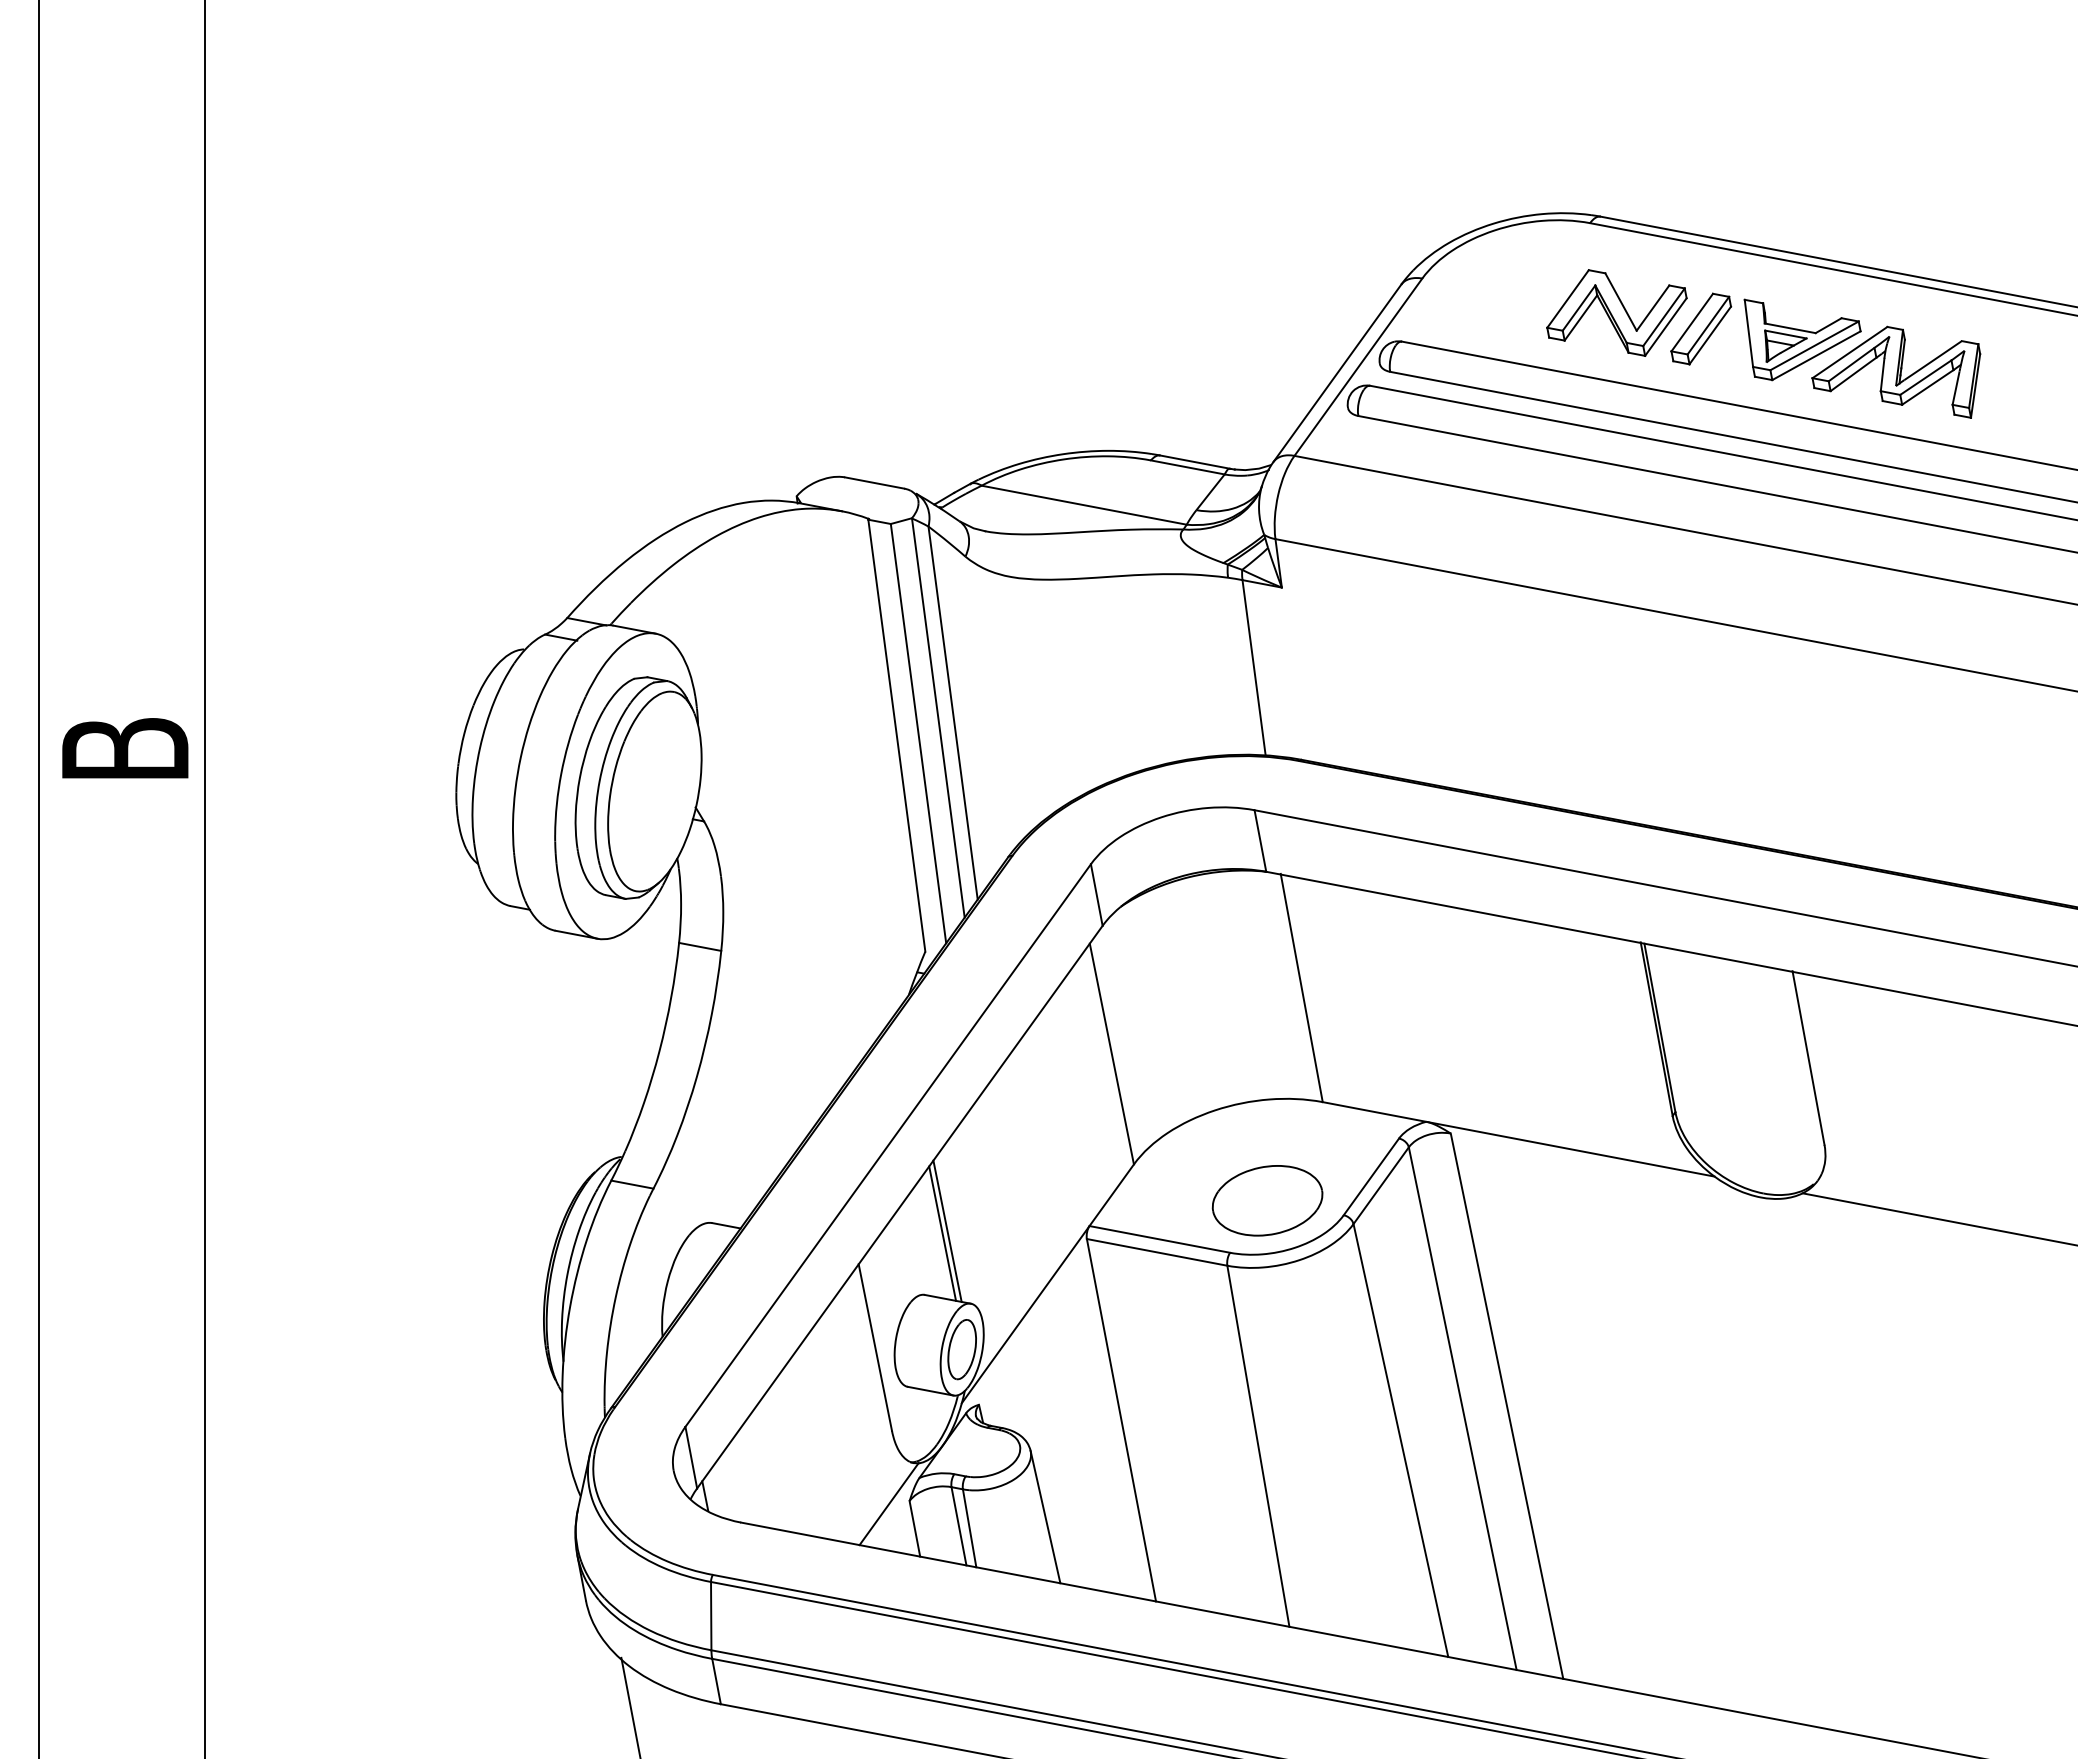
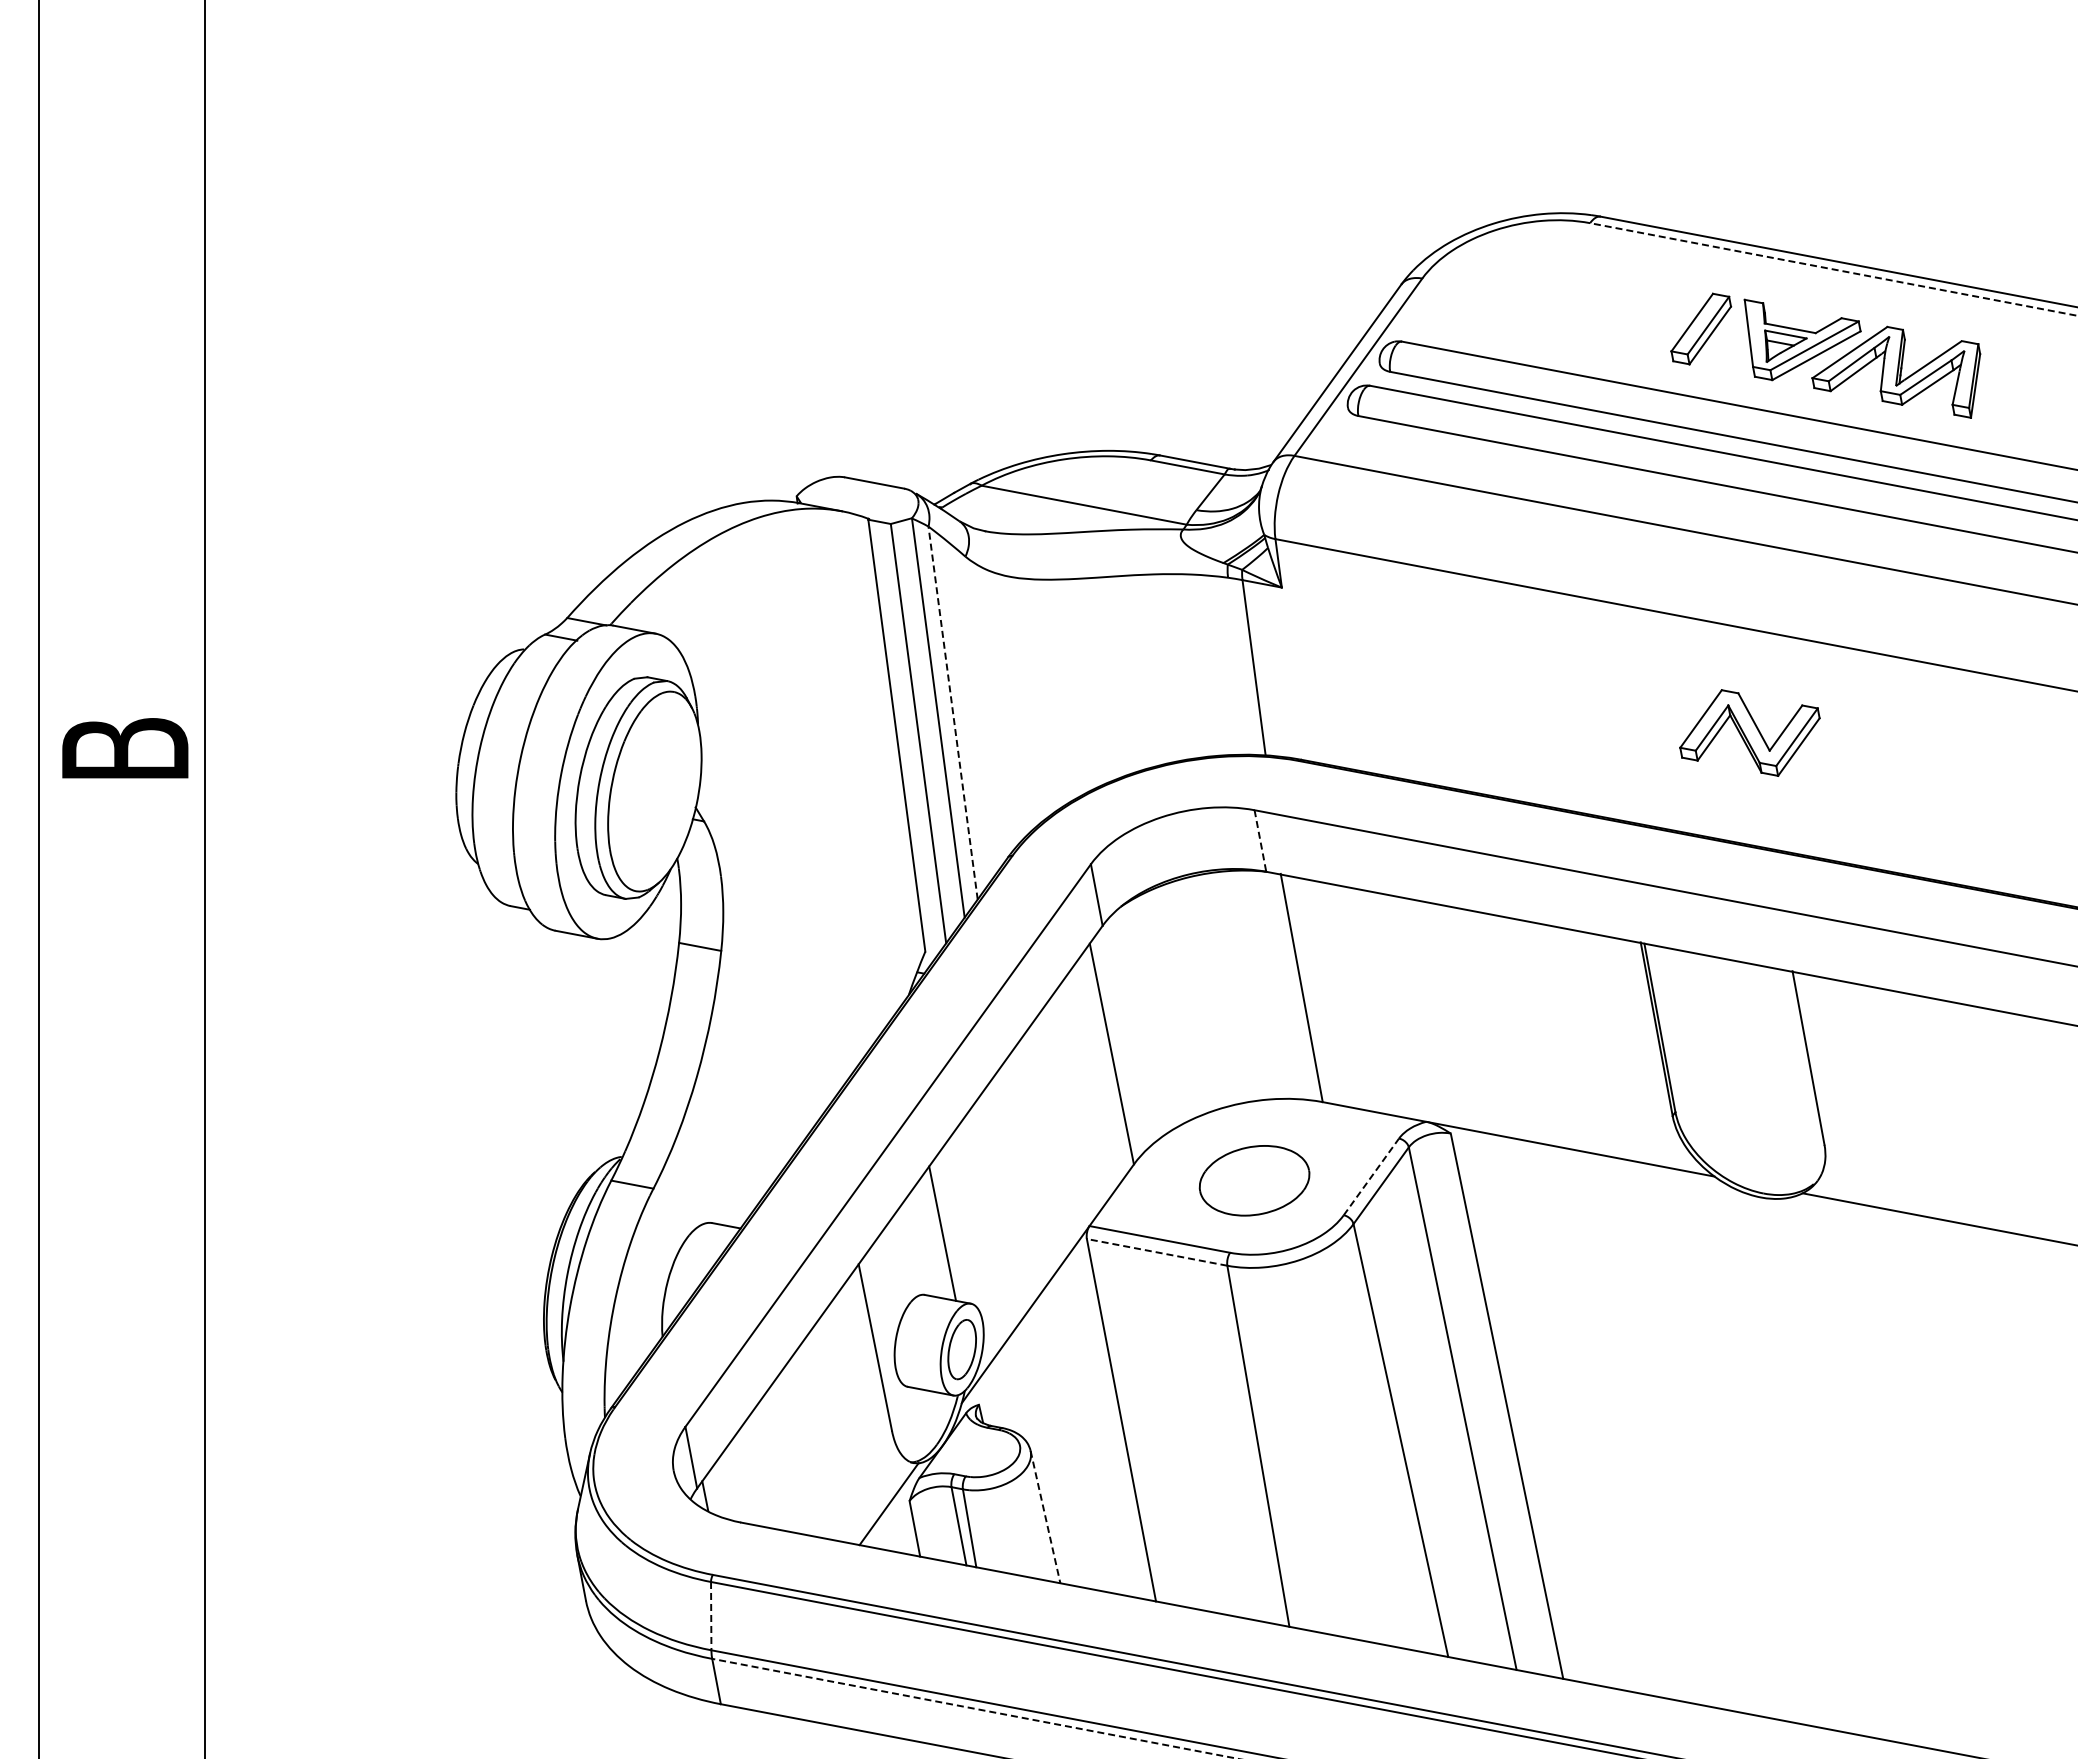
line: solid -> dashed (1833, 269)
part position: (1616, 312) -> (1749, 732) (1749, 732)
line: solid -> dashed (953, 712)
line: solid -> dashed (1260, 841)
line: solid -> dashed (1371, 1176)
part position: (1267, 1200) -> (1254, 1180) (1254, 1180)
line: present -> none (947, 1230)
line: solid -> dashed (1156, 1252)
line: solid -> dashed (1045, 1517)
line: solid -> dashed (711, 1616)
line: present -> none (630, 1706)
line: solid -> dashed (975, 1708)
